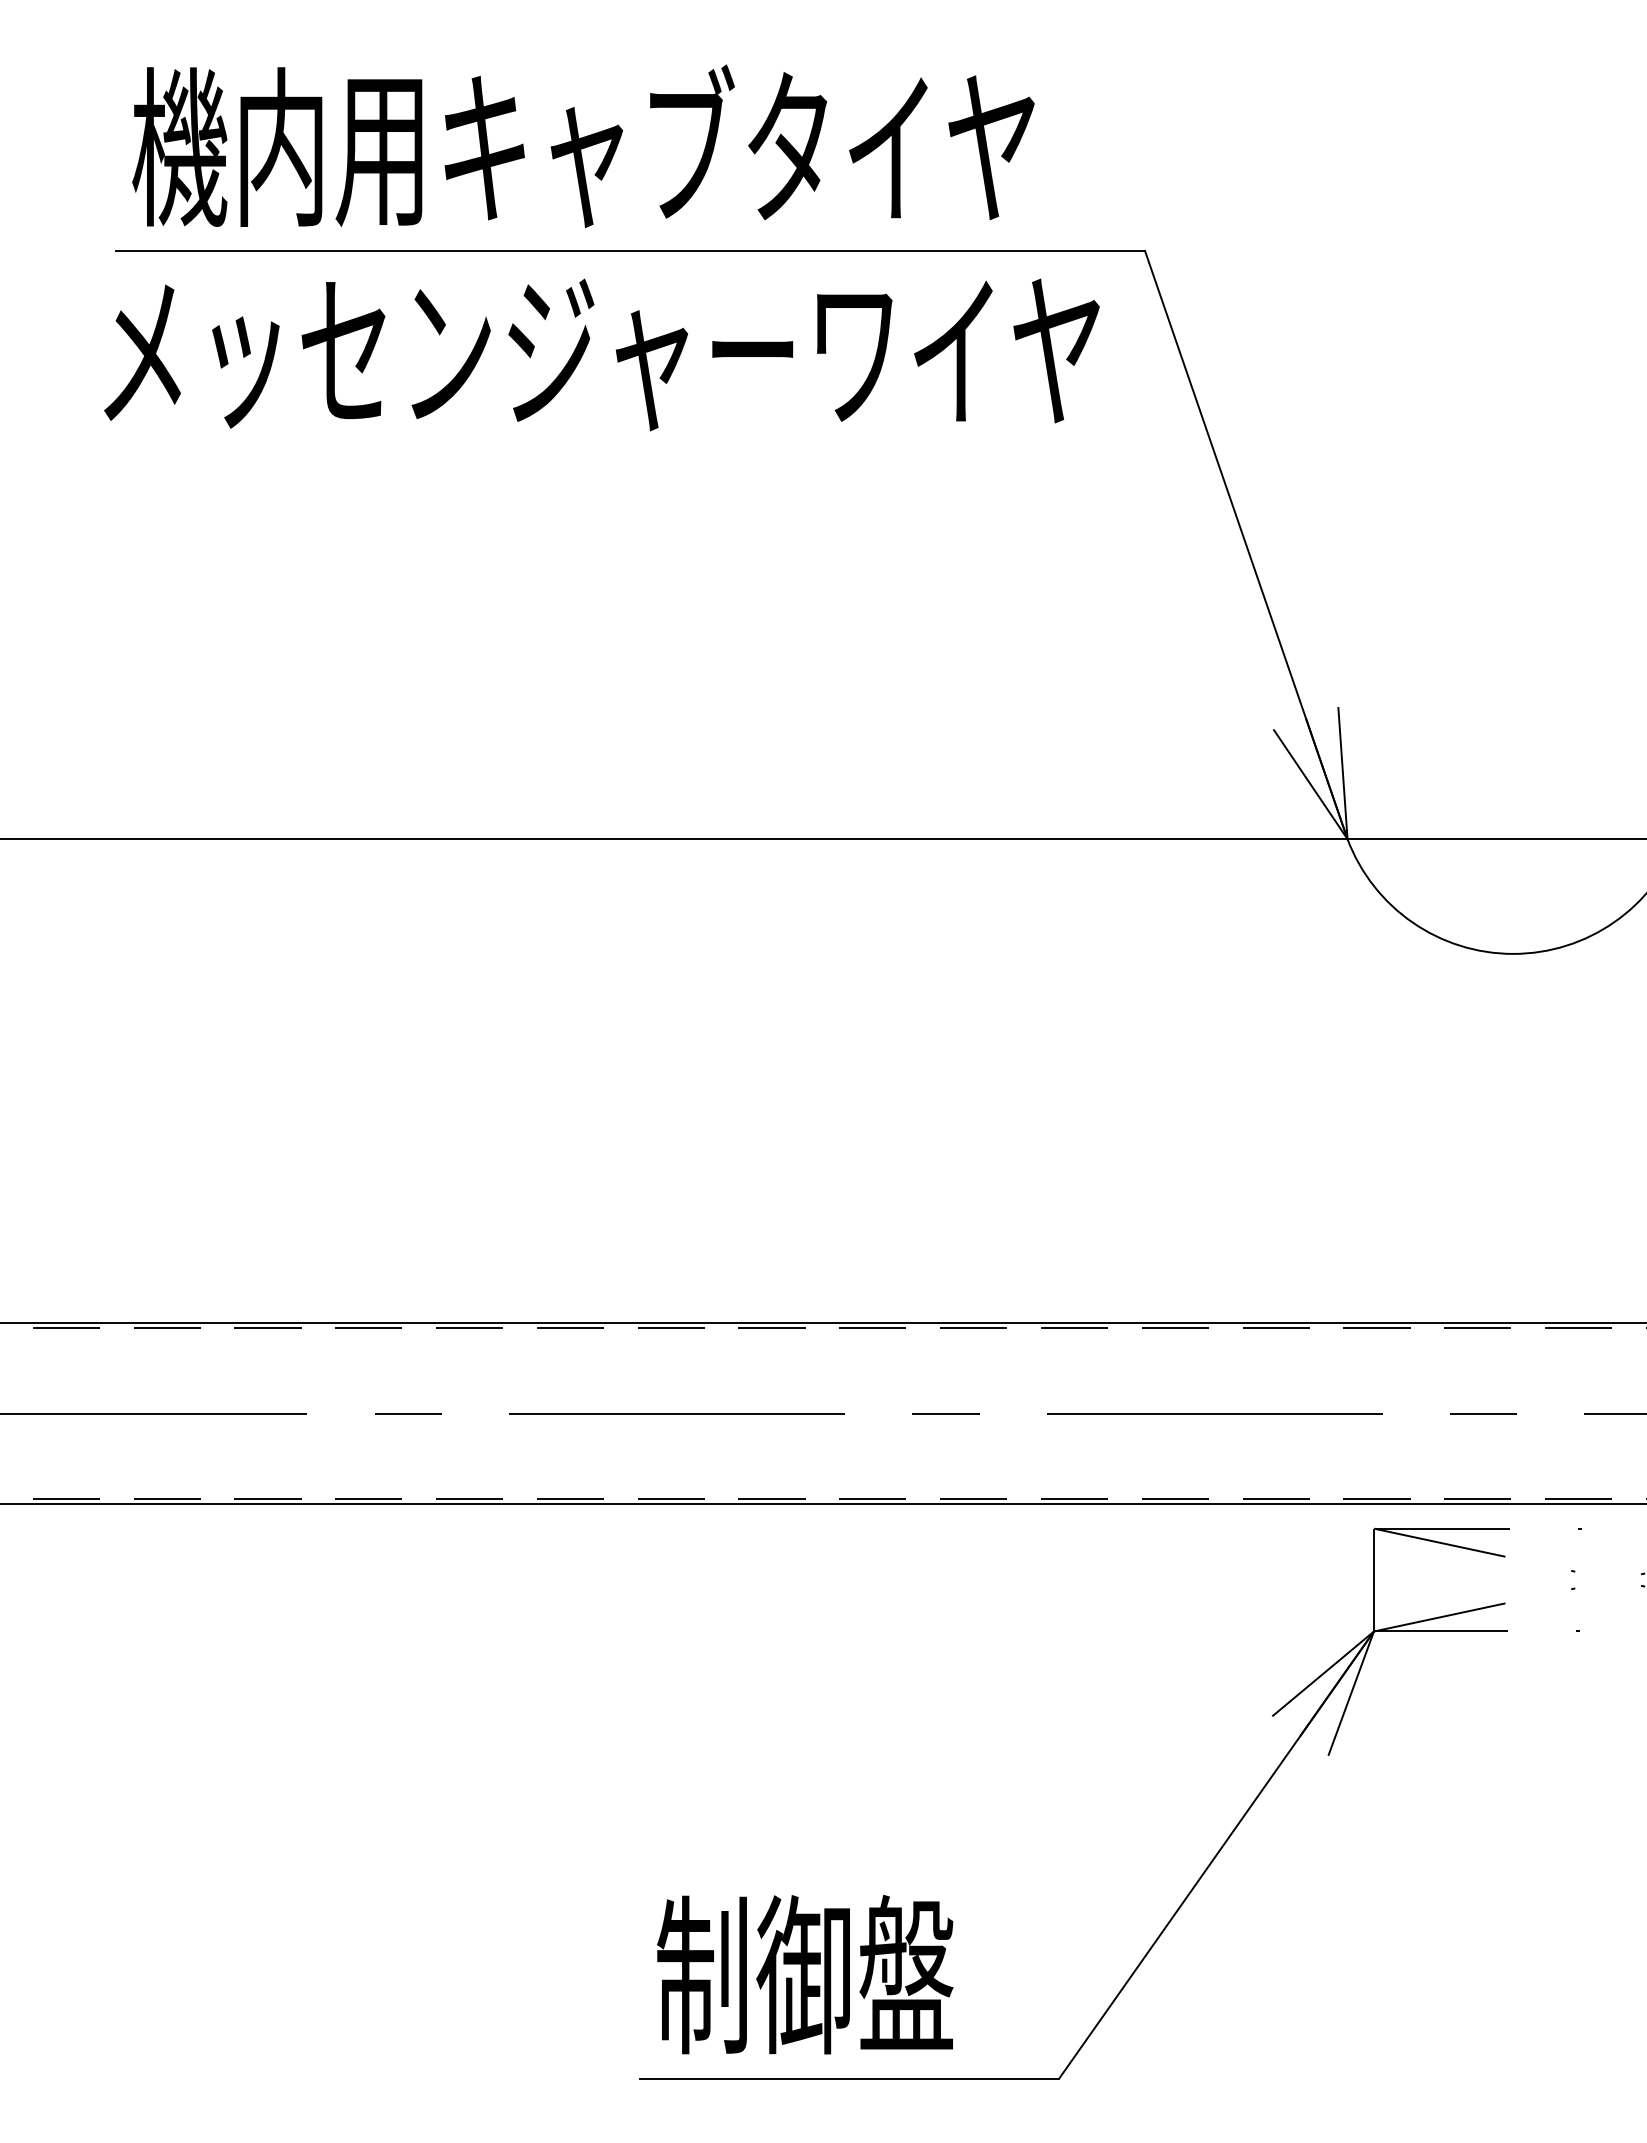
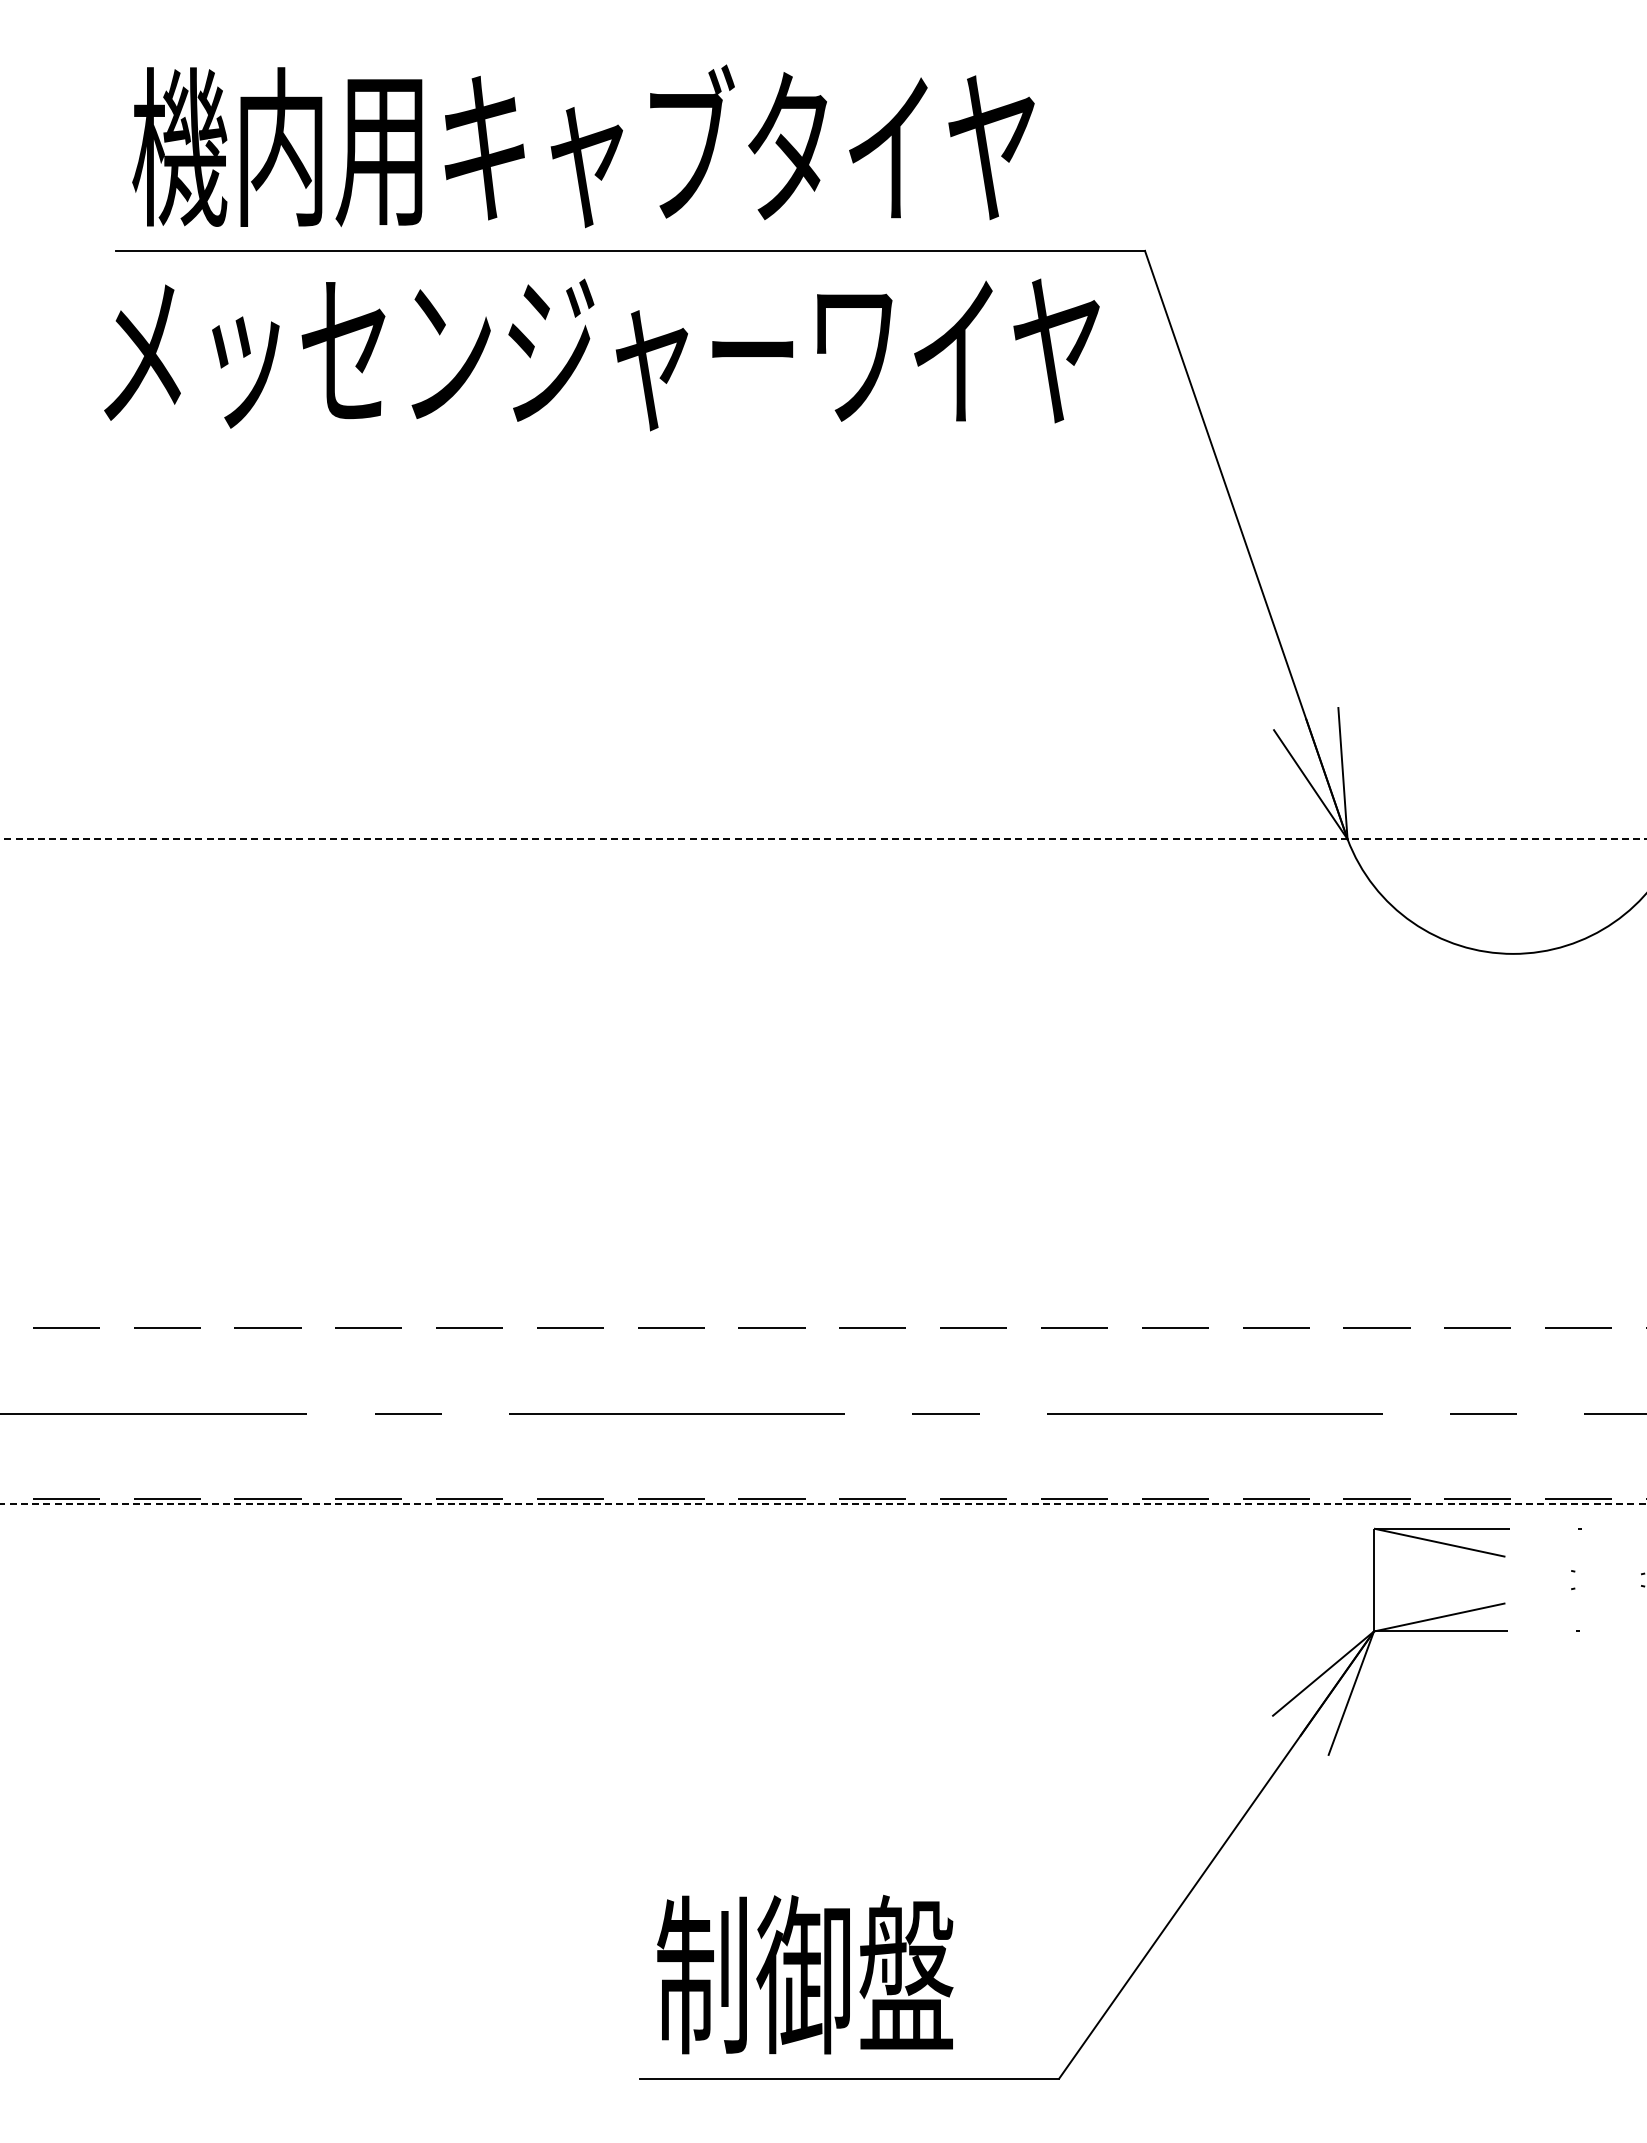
line: solid -> dashed (823, 839)
line: present -> none (822, 1323)
line: solid -> dashed (823, 1504)
